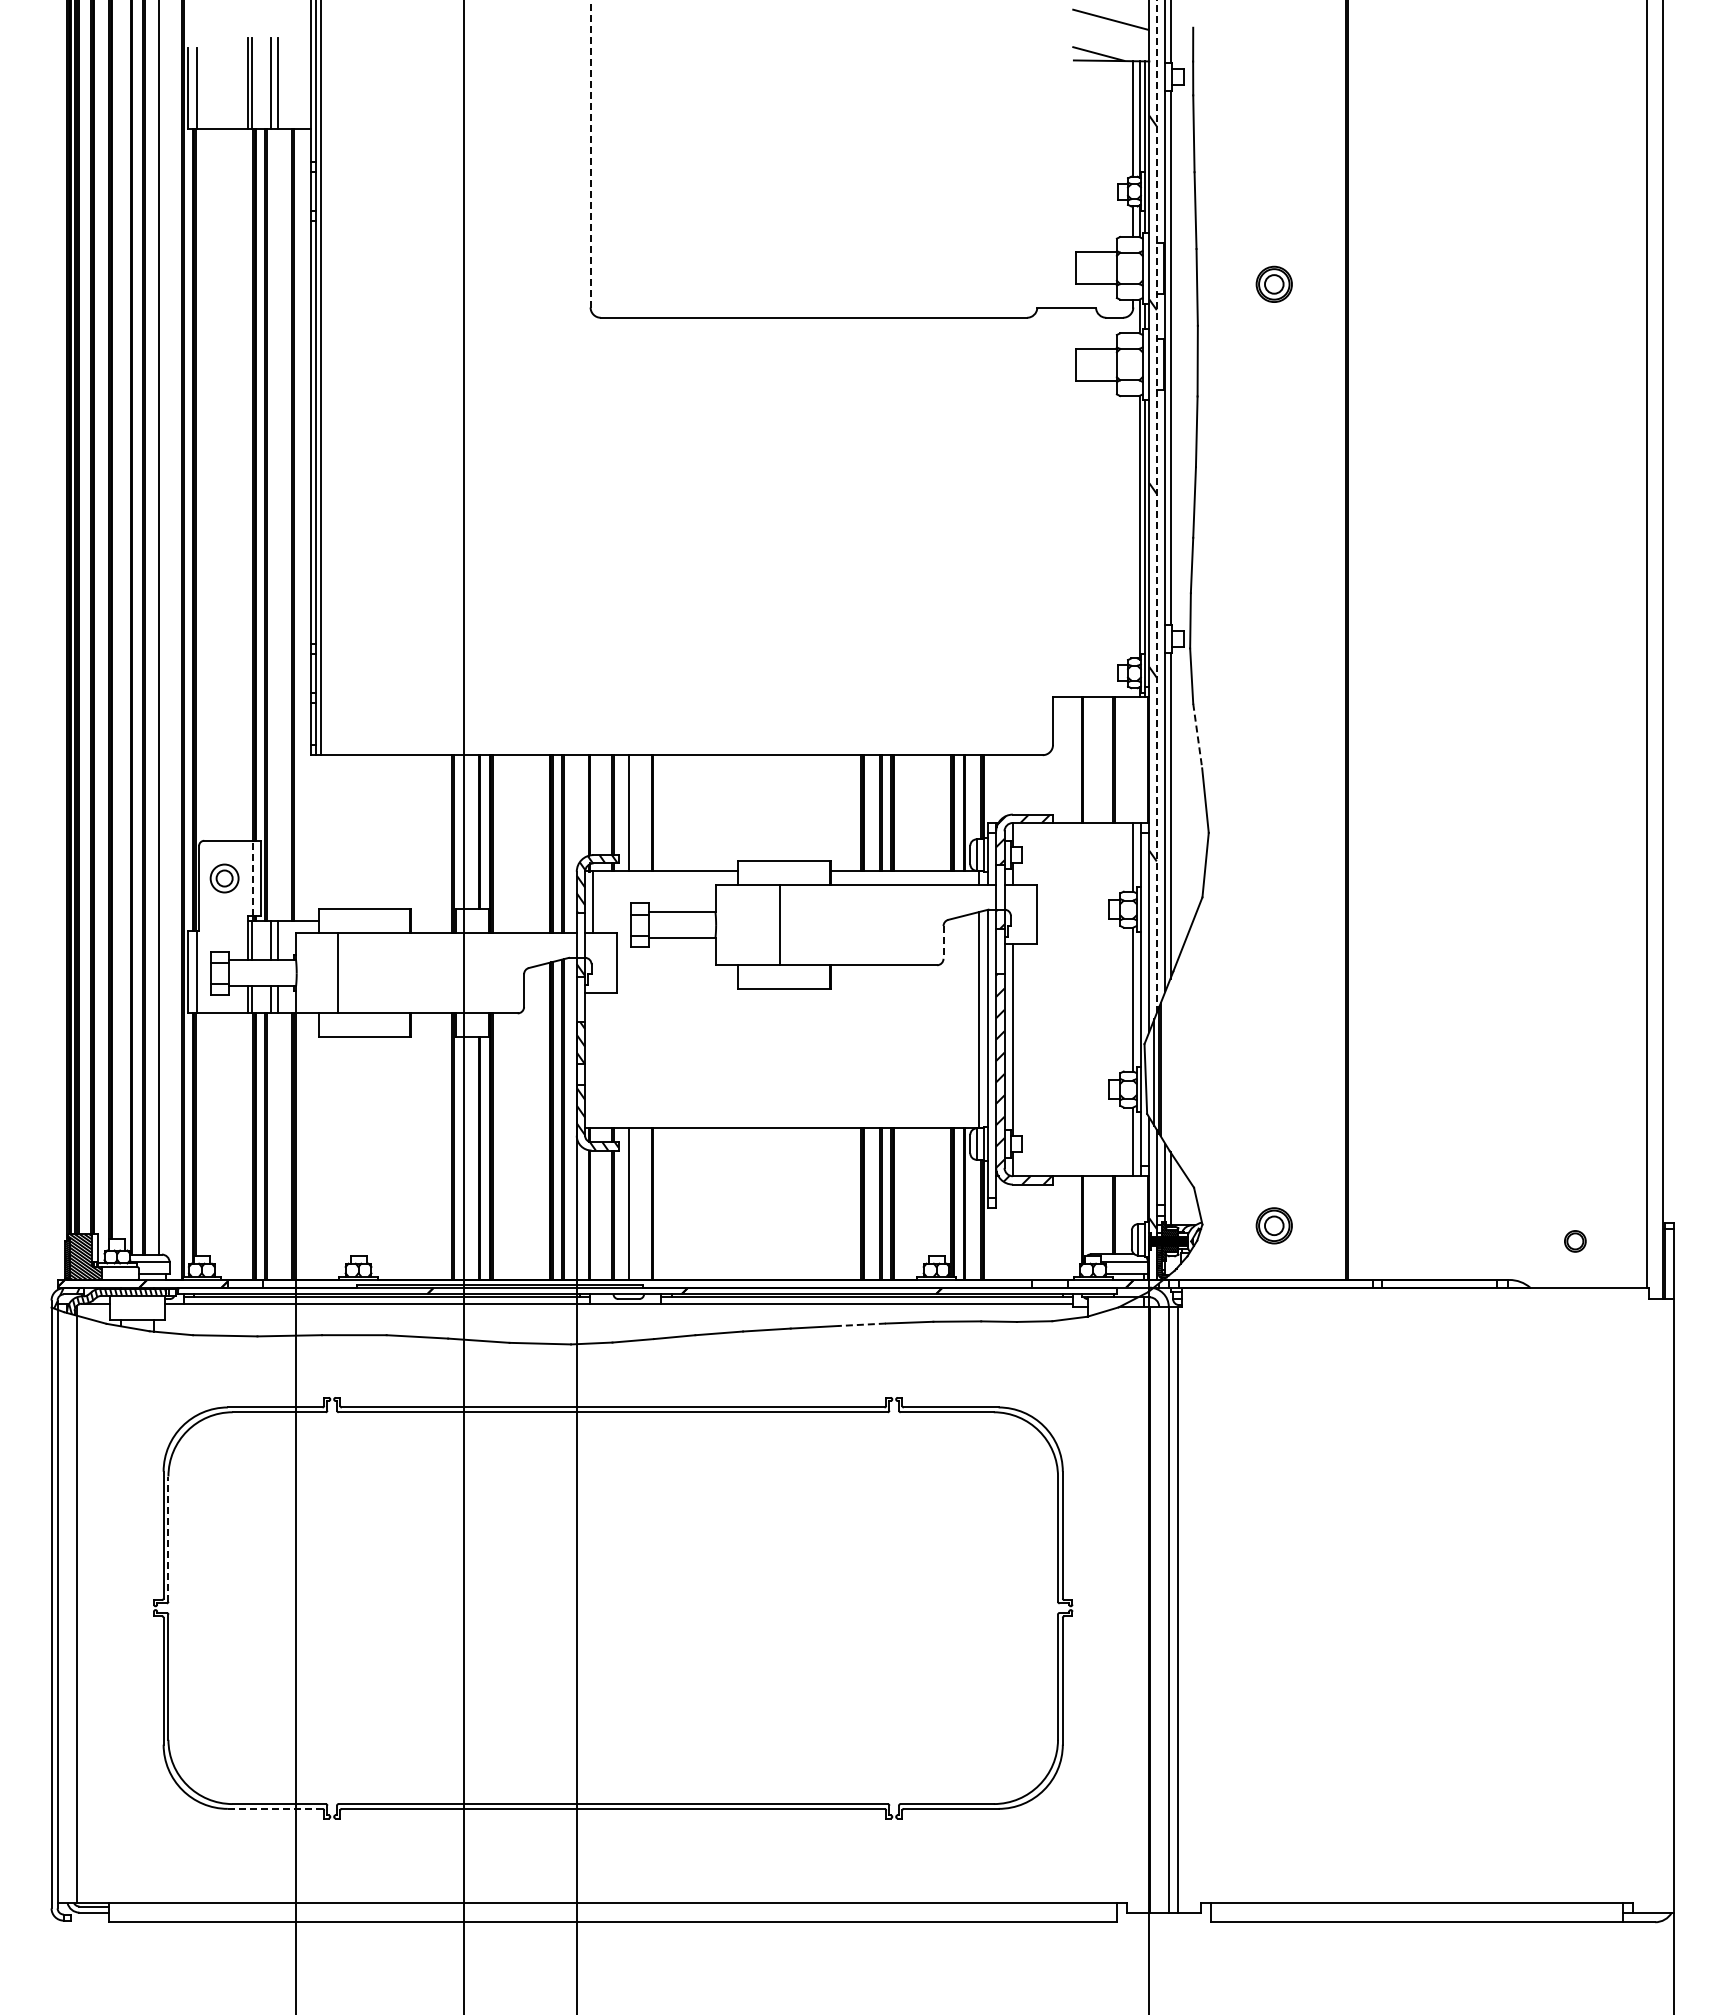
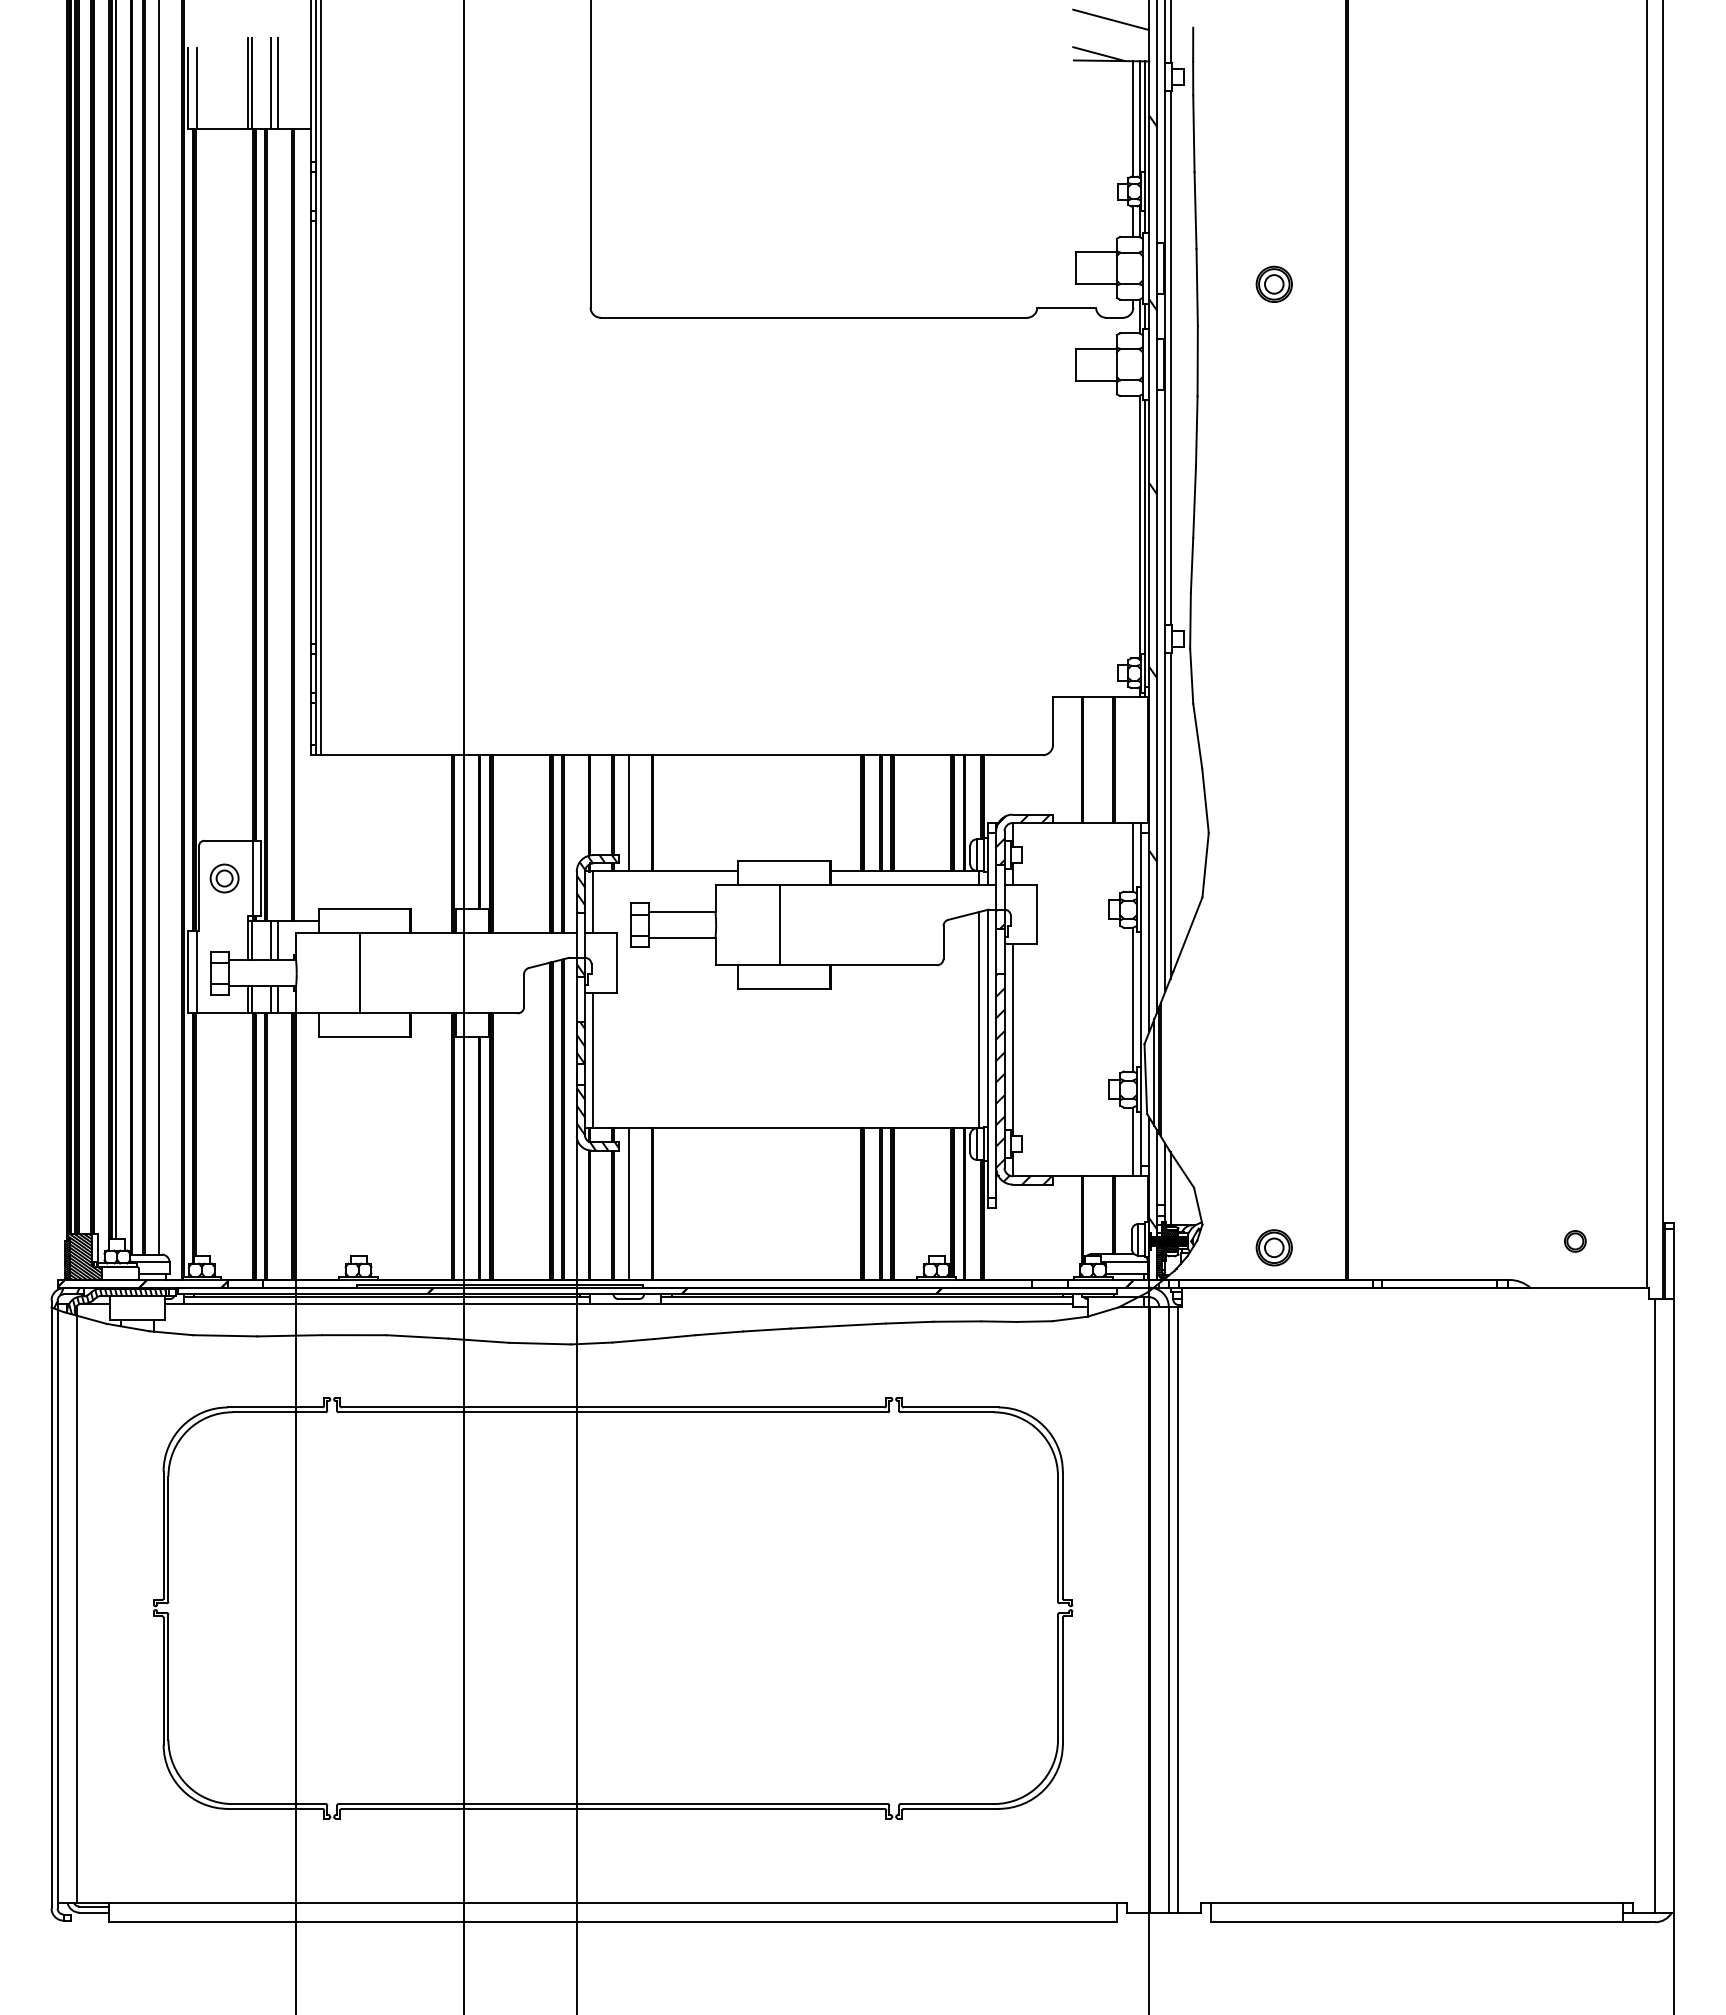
line: dashed -> solid (590, 153)
line: dashed -> solid (1156, 506)
line: none -> present (116, 620)
line: dashed -> solid (1197, 736)
line: dashed -> solid (252, 878)
line: dashed -> solid (943, 942)
line position: (338, 973) -> (360, 973) (360, 973)
line: none -> present (593, 1060)
part position: (1273, 1225) -> (1273, 1247) (1273, 1247)
line: dashed -> solid (862, 1324)
line: dashed -> solid (168, 1539)
line: none -> present (1655, 1605)
line: dashed -> solid (275, 1808)
